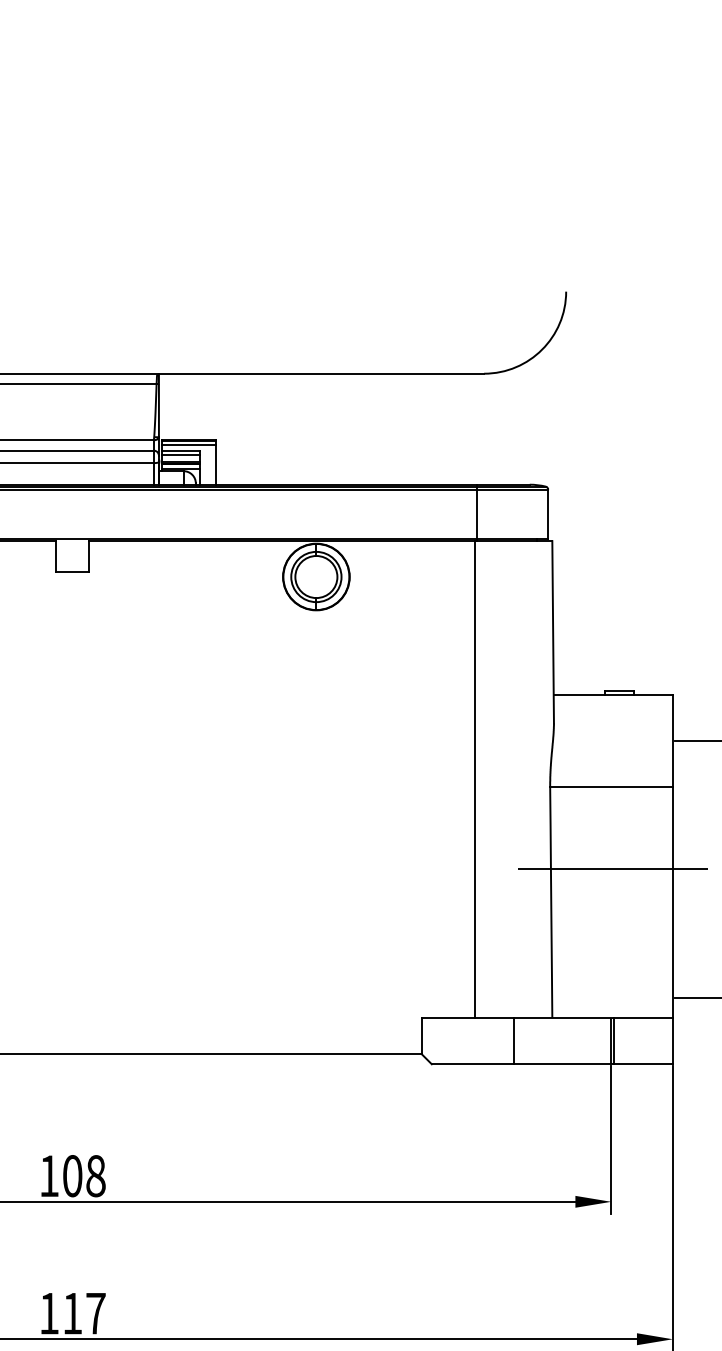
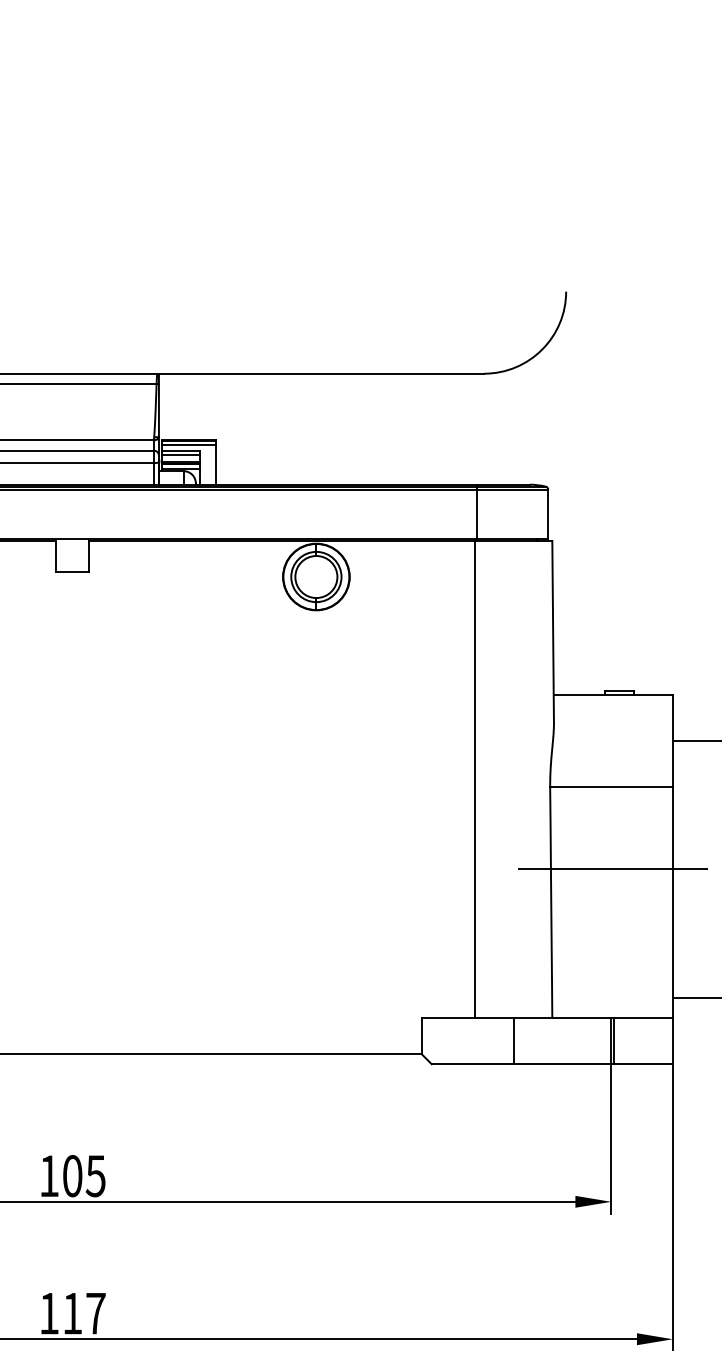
text: 108 -> 105 (95, 1176)
